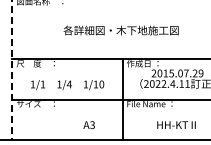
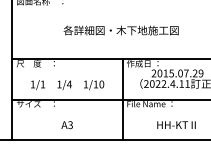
line: dashed -> solid (12, 70)
text position: (88, 125) -> (66, 125) (66, 125)
